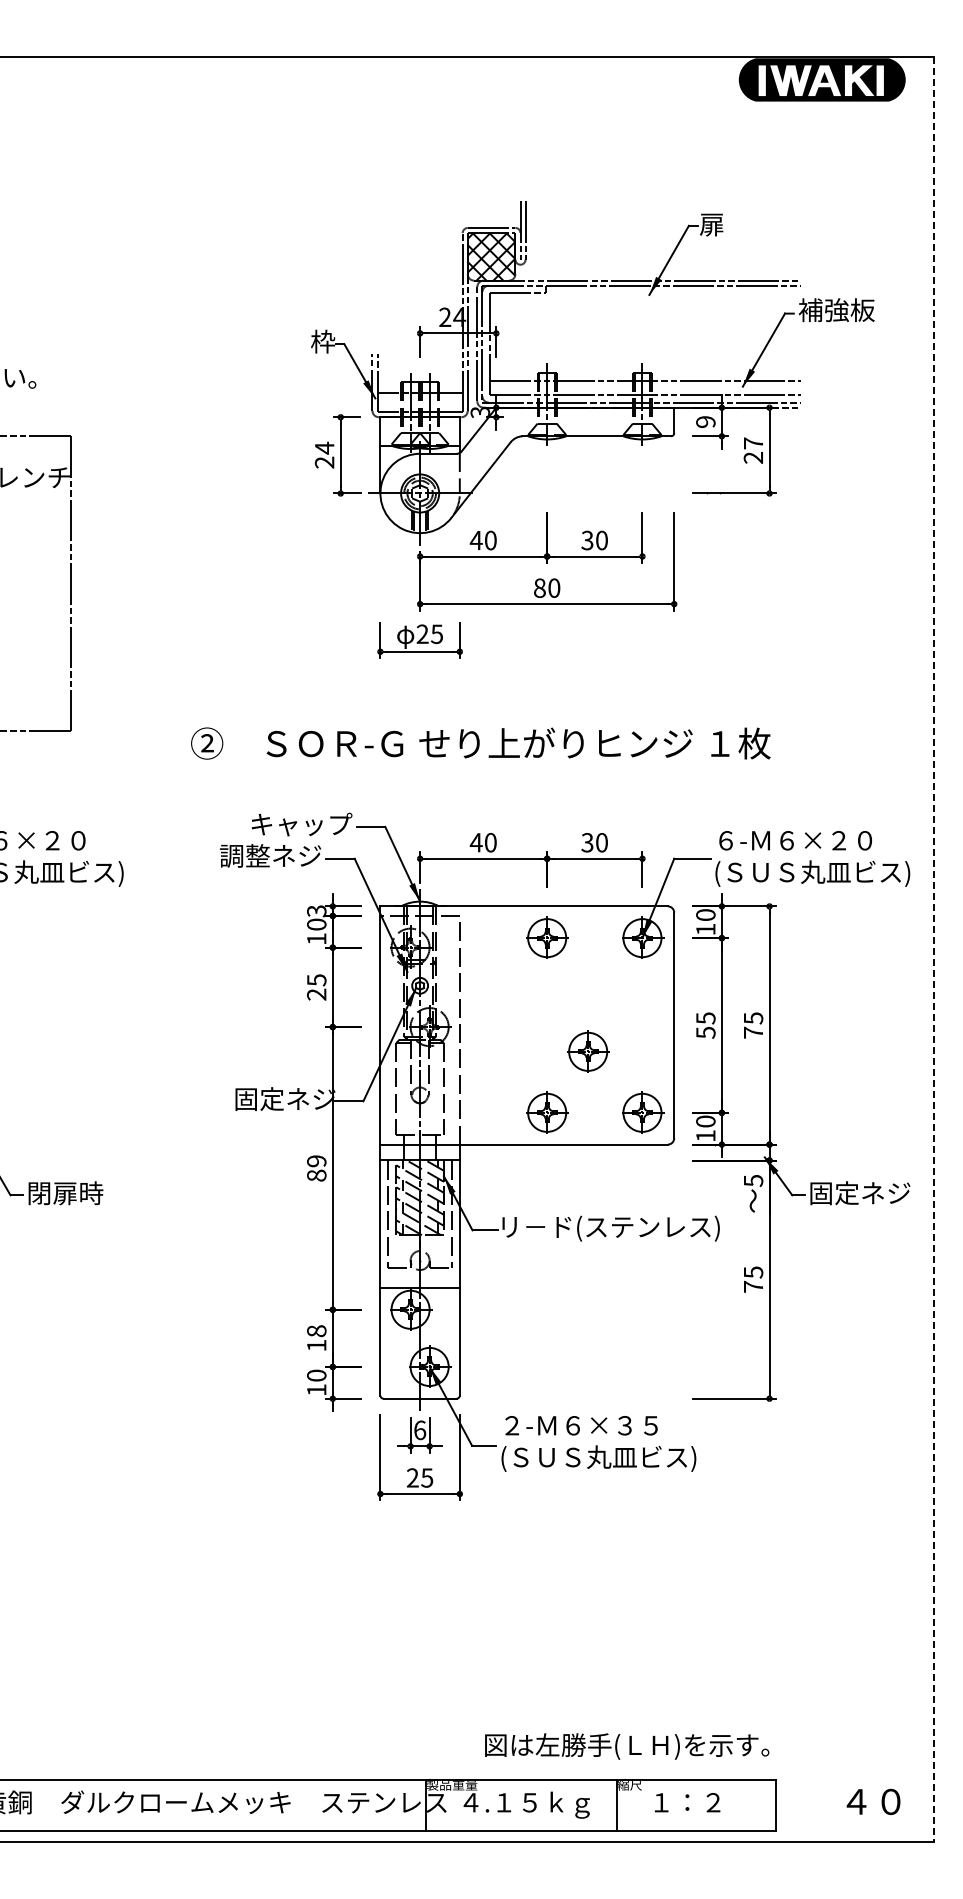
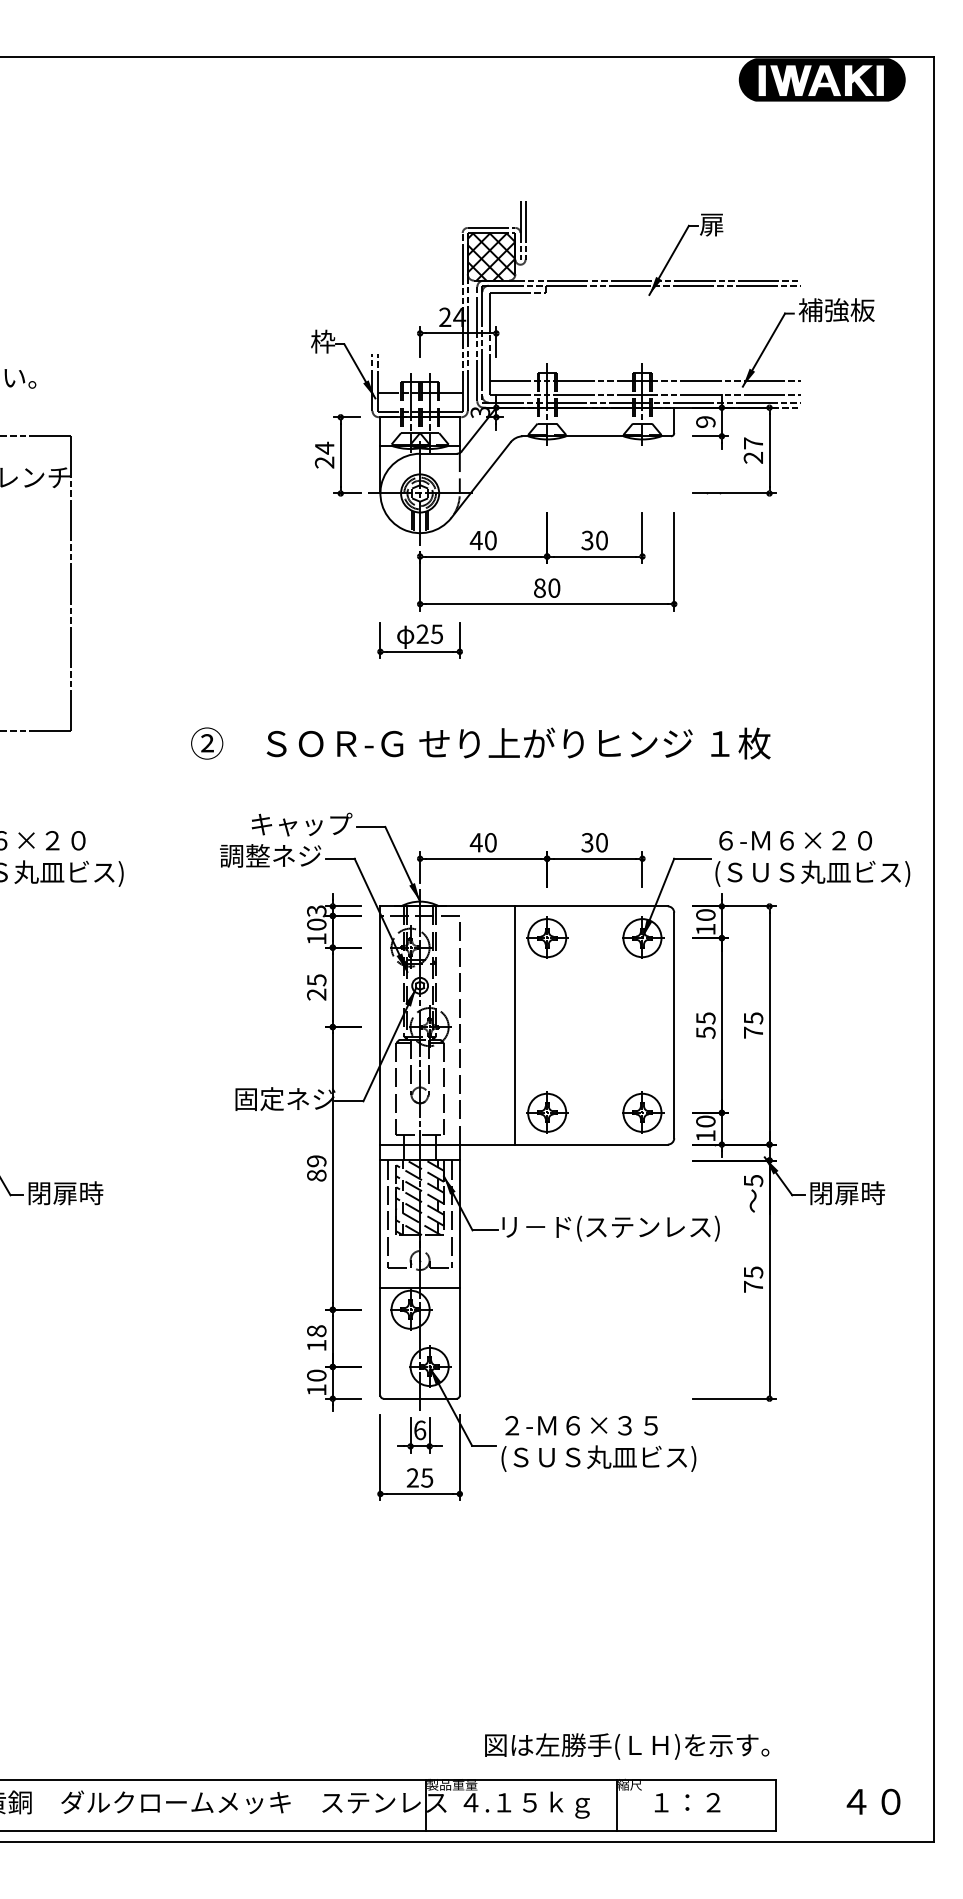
line: dashed -> solid (934, 949)
line: none -> present (515, 1025)
part: present -> none (588, 1051)
text: 固定ネジ -> 閉扉時 (860, 1193)
